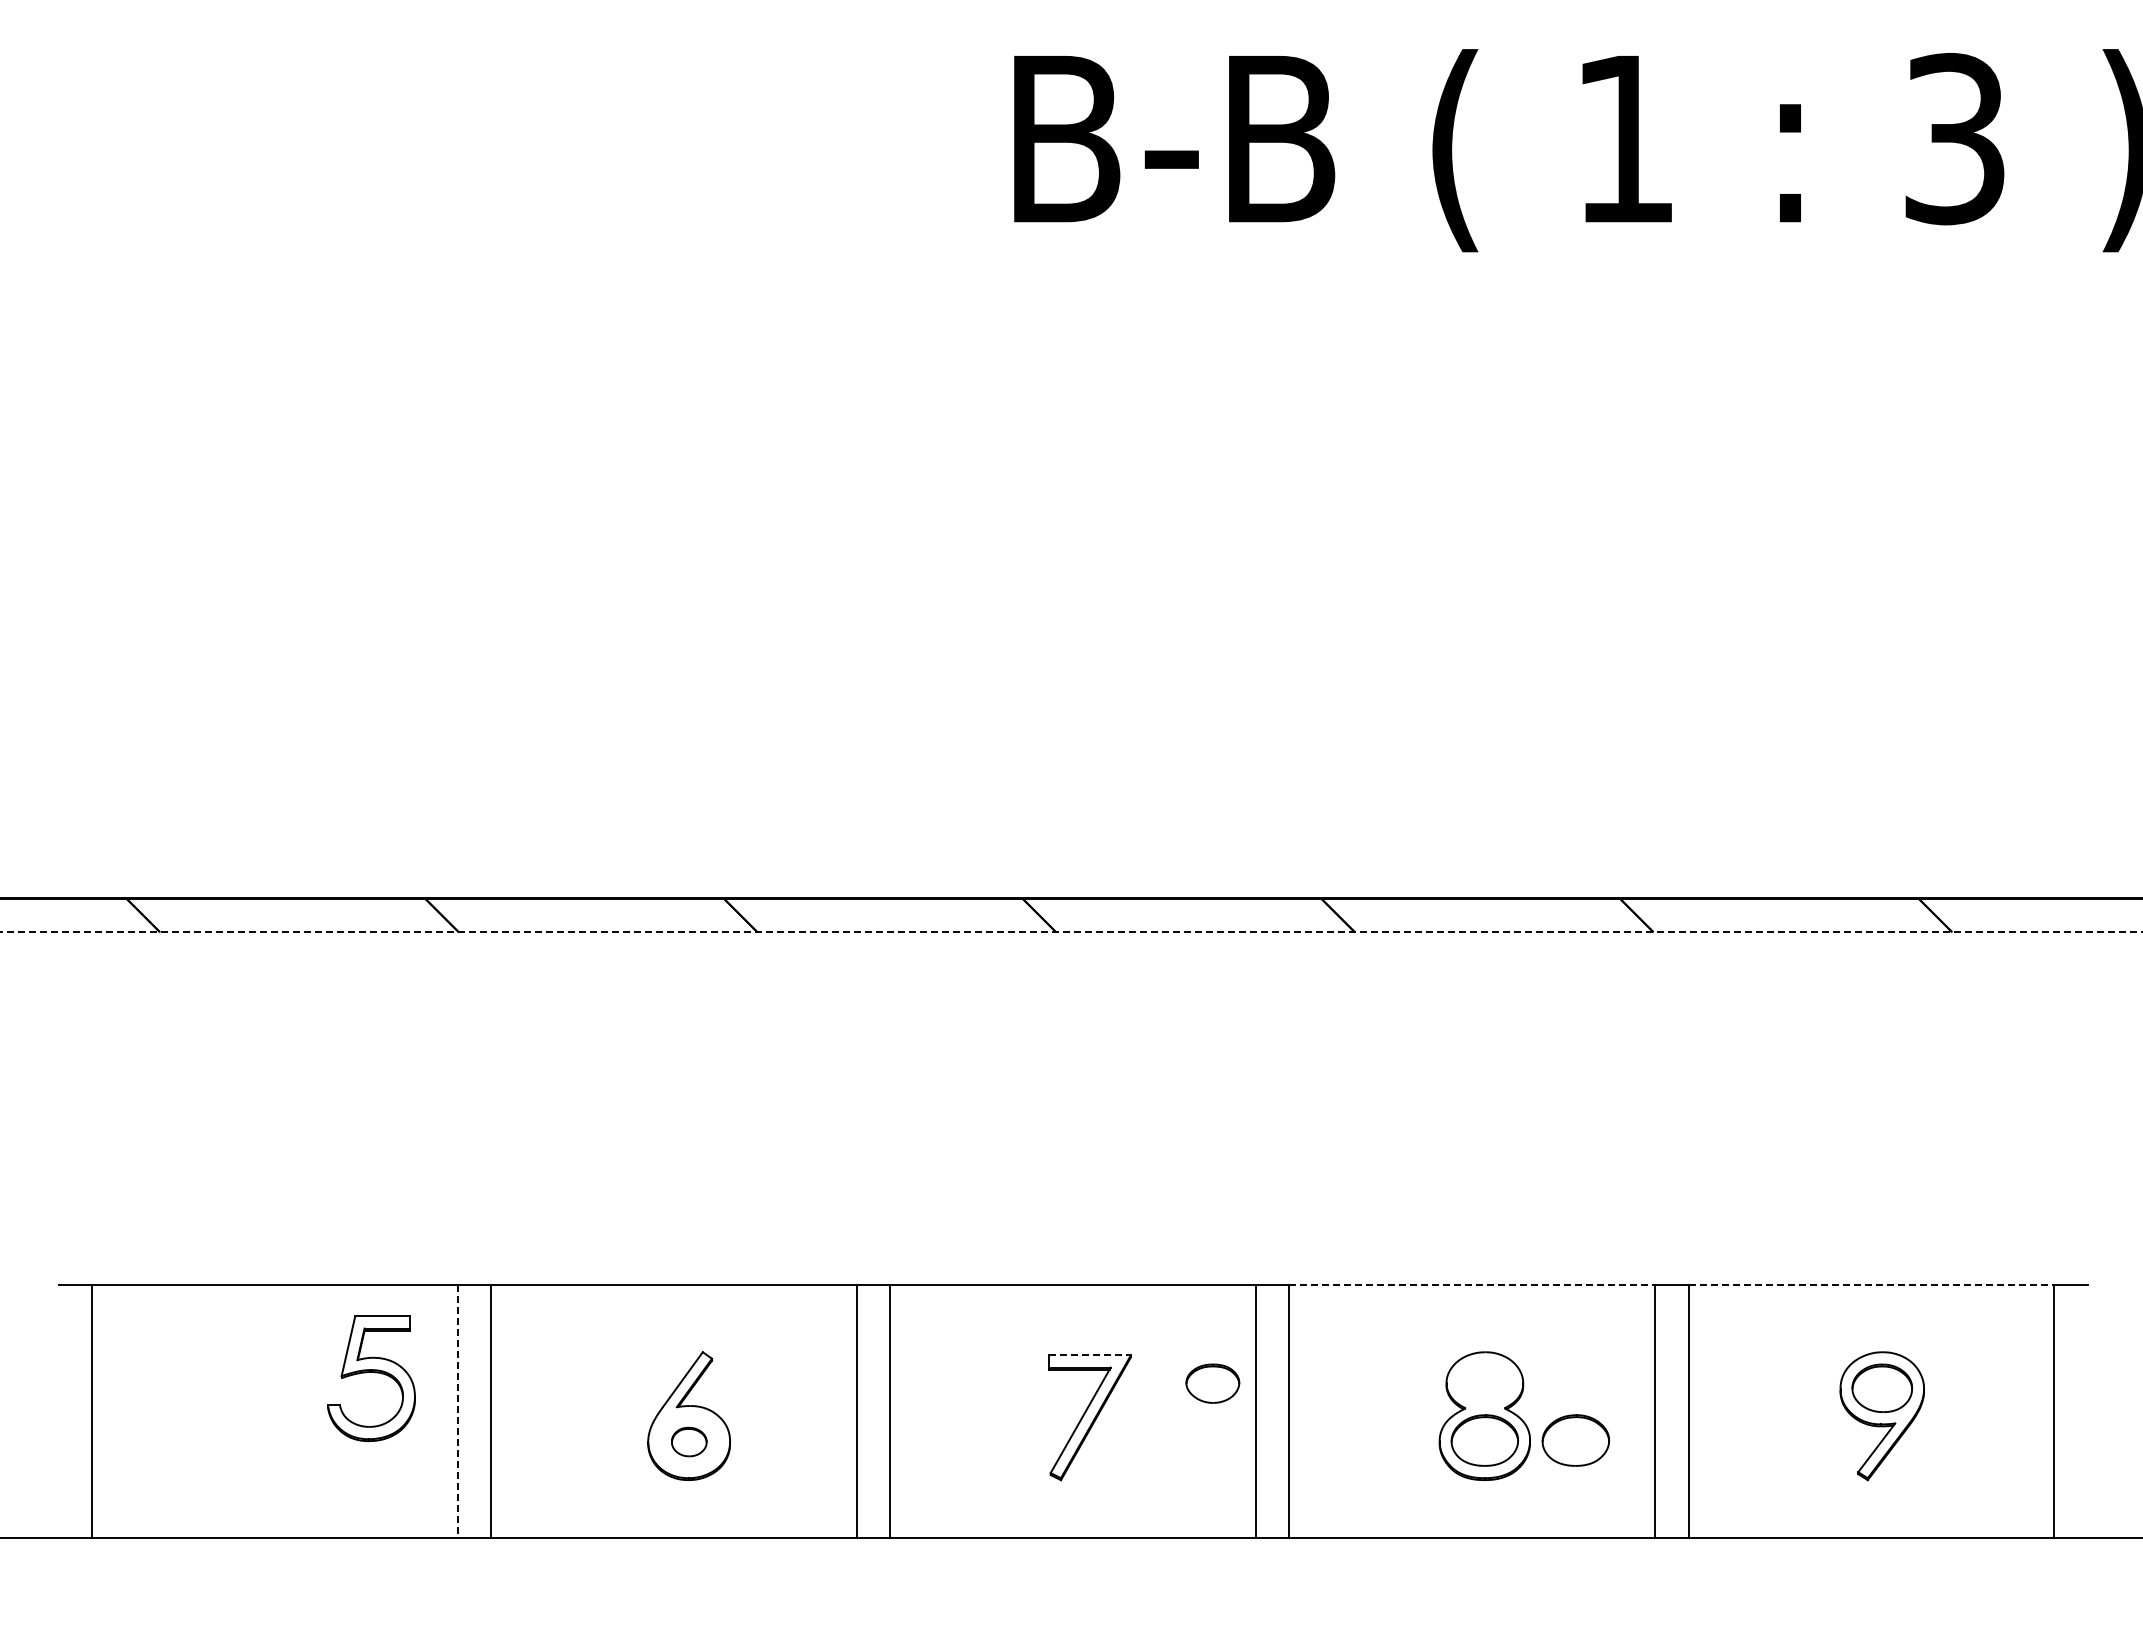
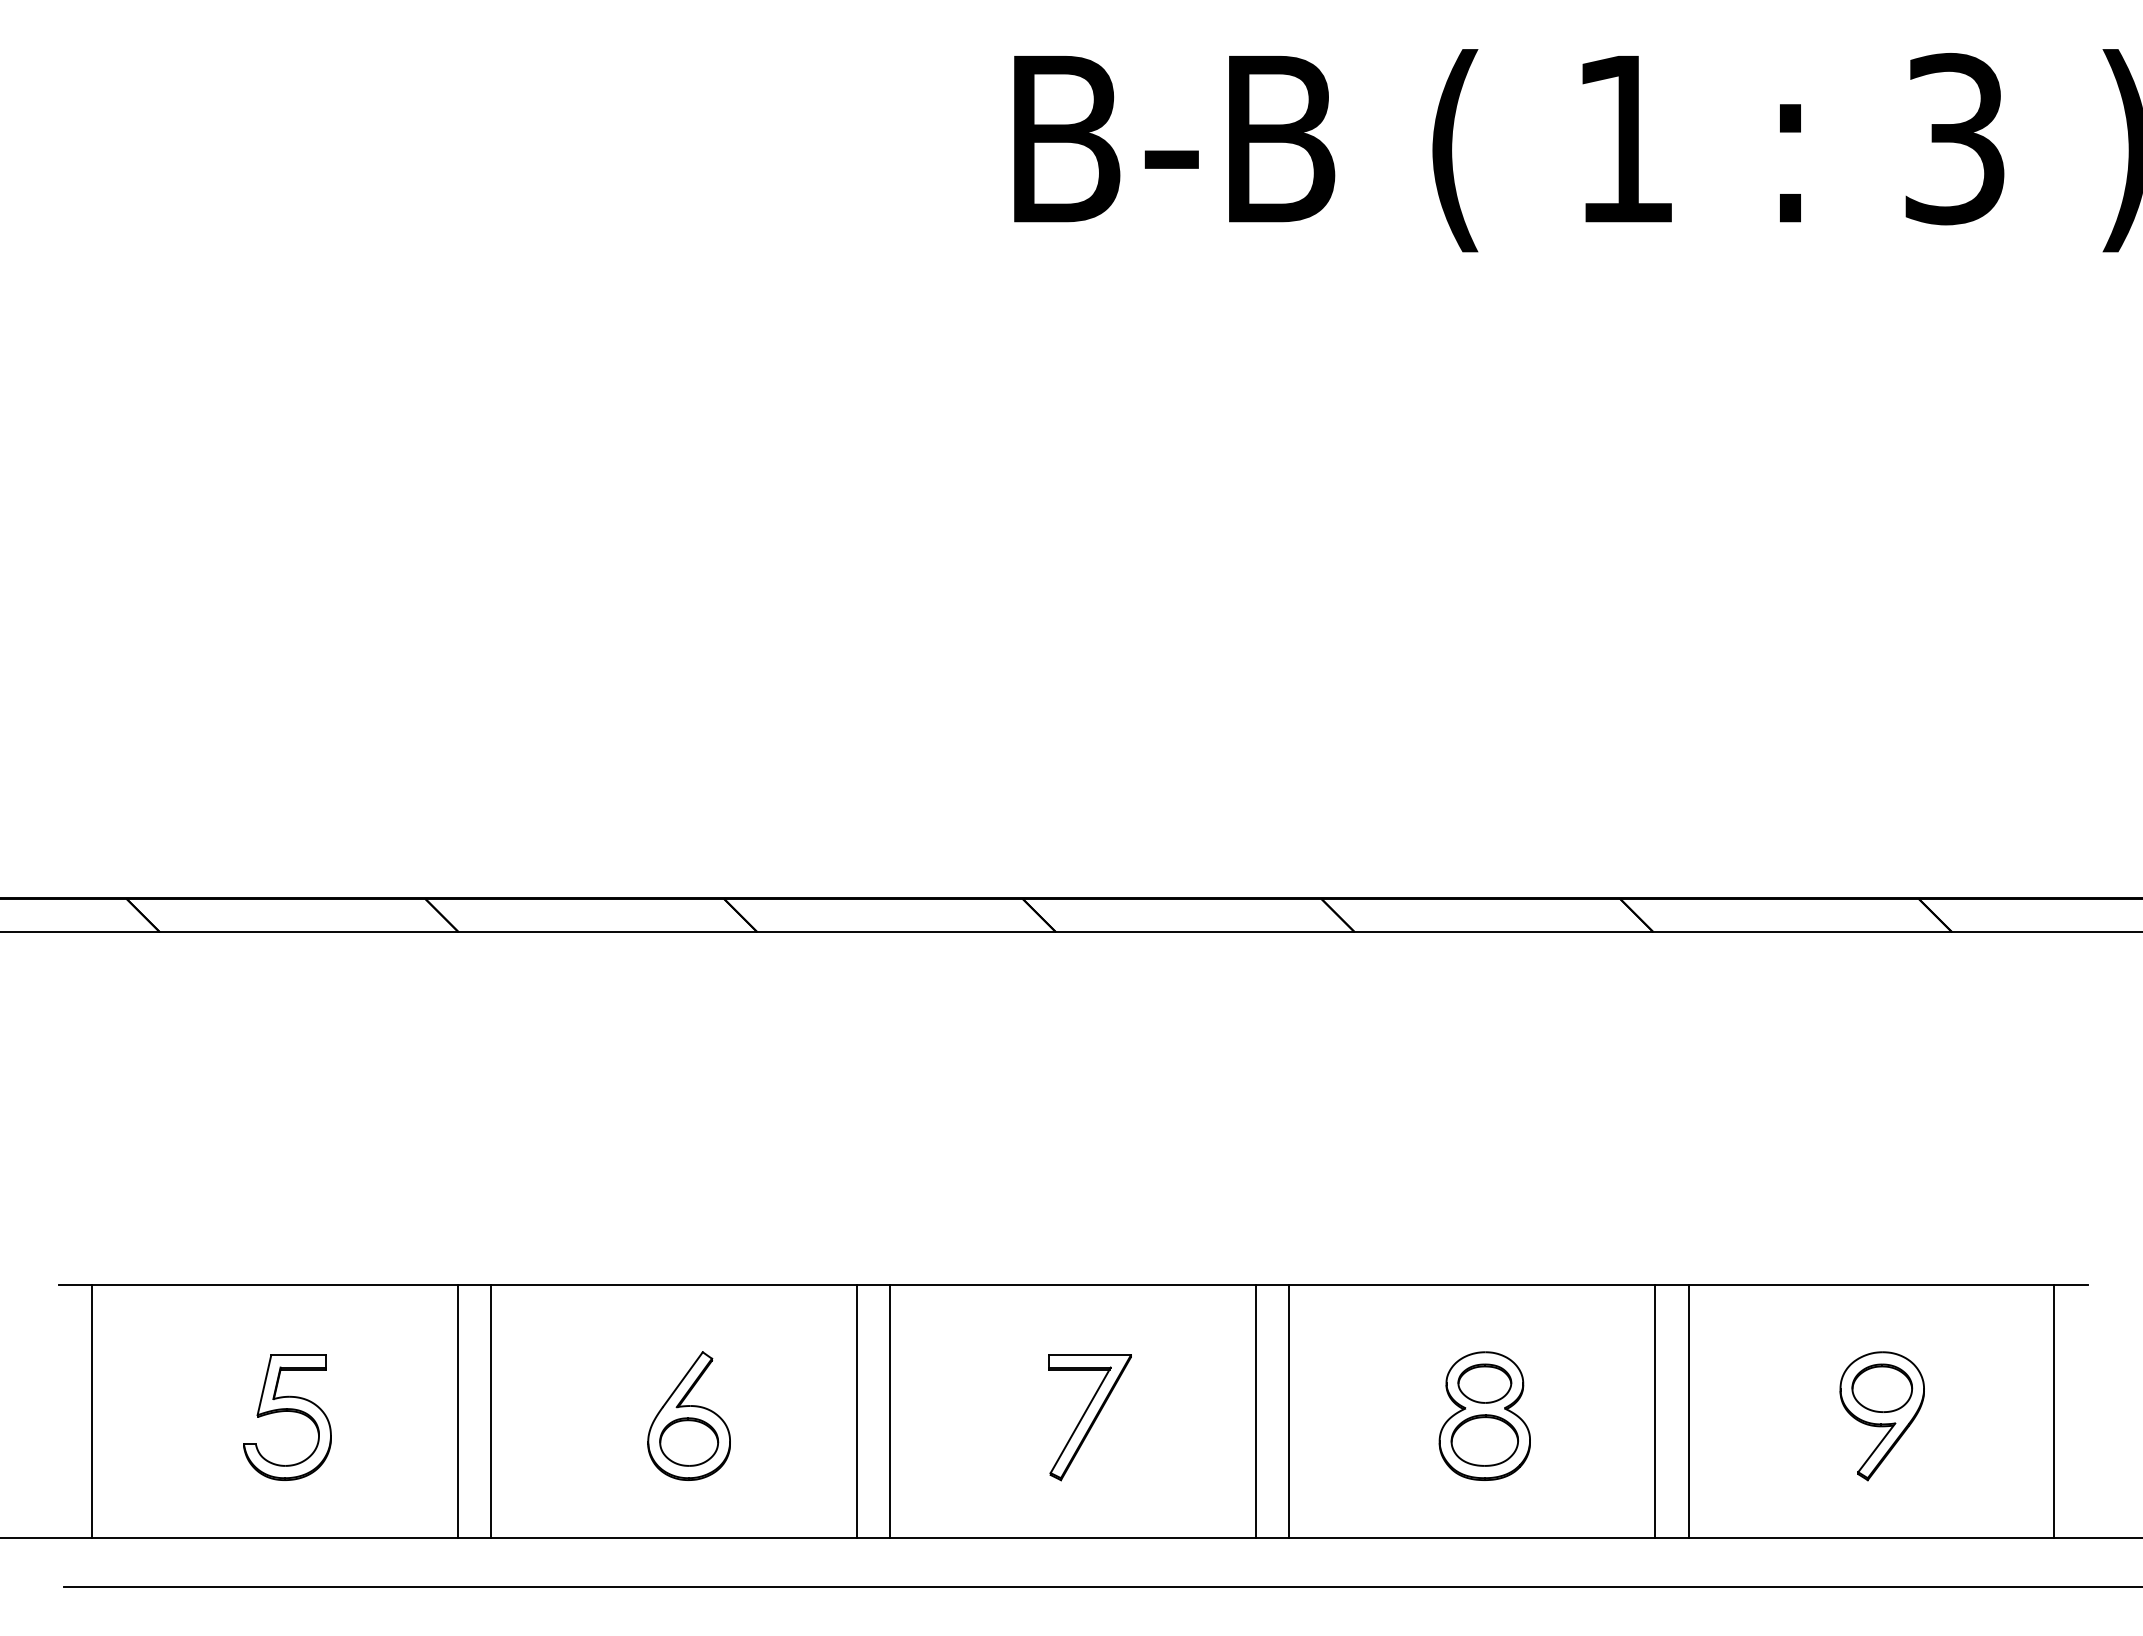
line: dashed -> solid (1071, 932)
line: dashed -> solid (1472, 1285)
line: dashed -> solid (1871, 1285)
line: dashed -> solid (1090, 1355)
part position: (371, 1378) -> (287, 1417) (287, 1417)
part position: (1212, 1383) -> (1484, 1383) (1484, 1383)
line: dashed -> solid (457, 1412)
part: present -> none (1575, 1440)
part size: 37x32 px -> 61x50 px (689, 1441)
line: none -> present (1101, 1586)
